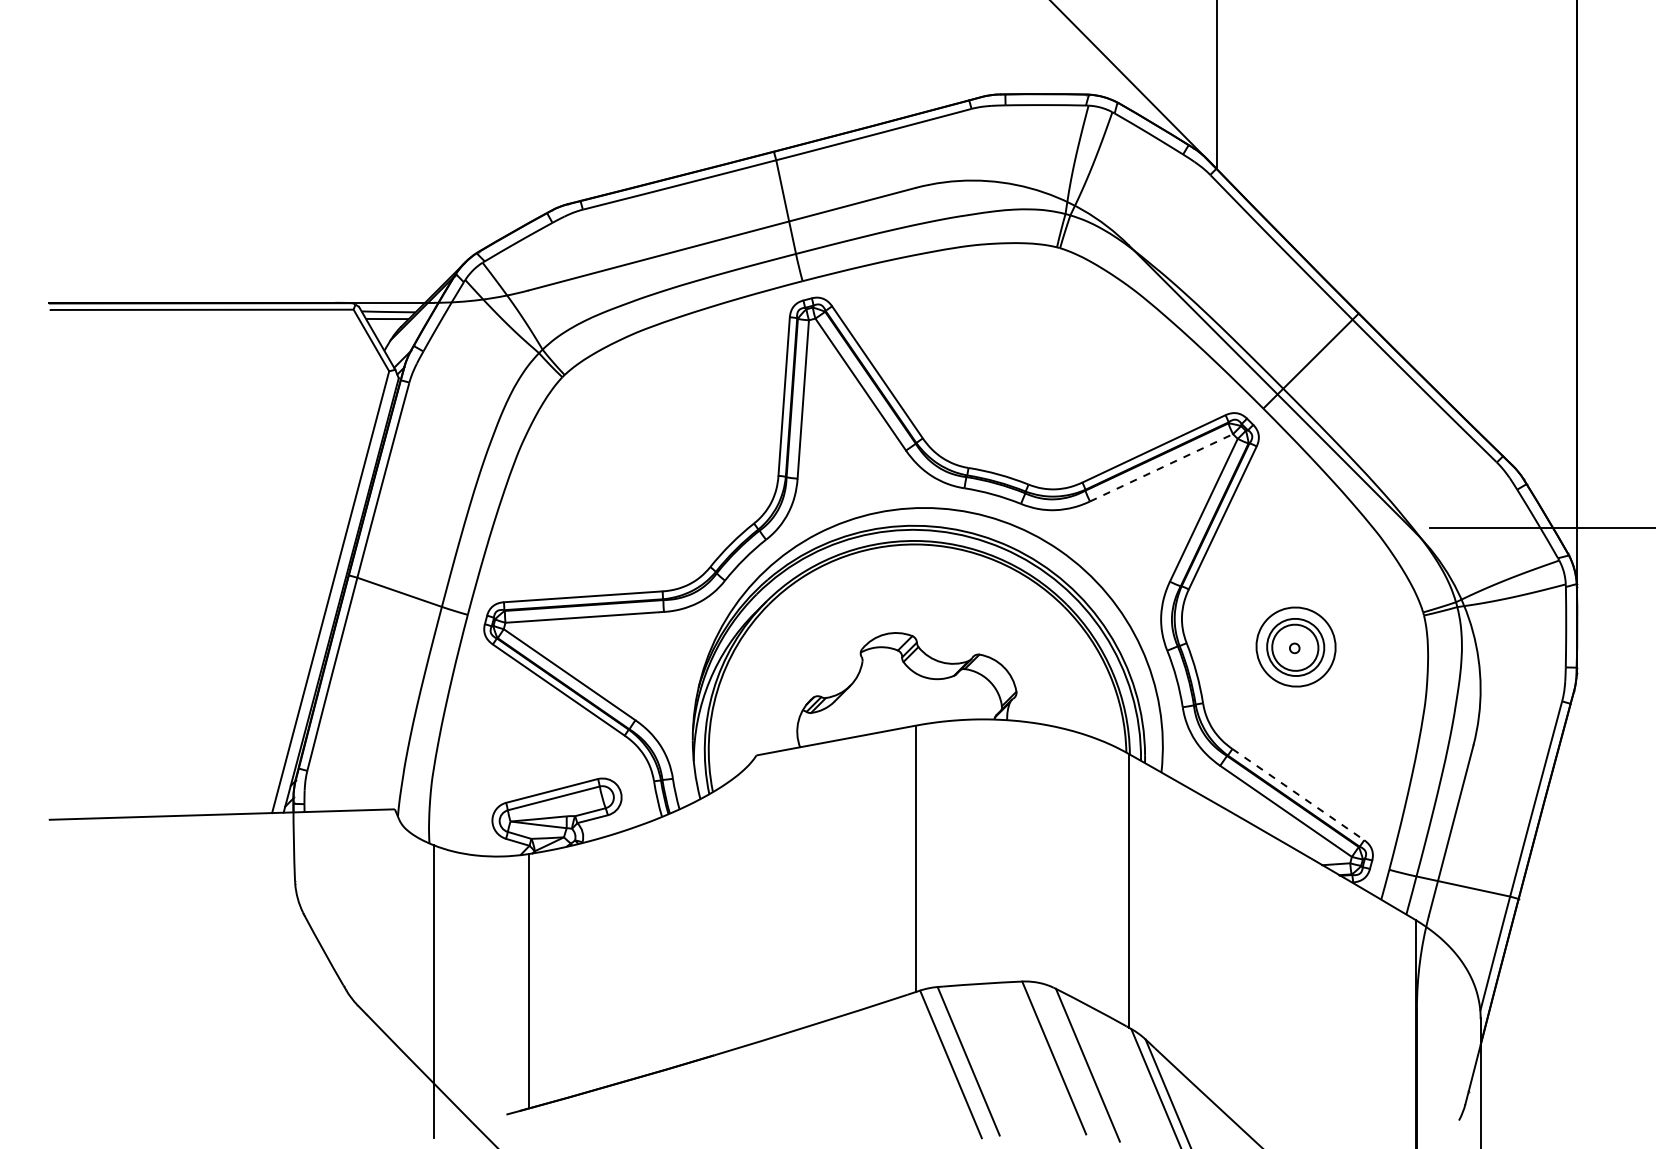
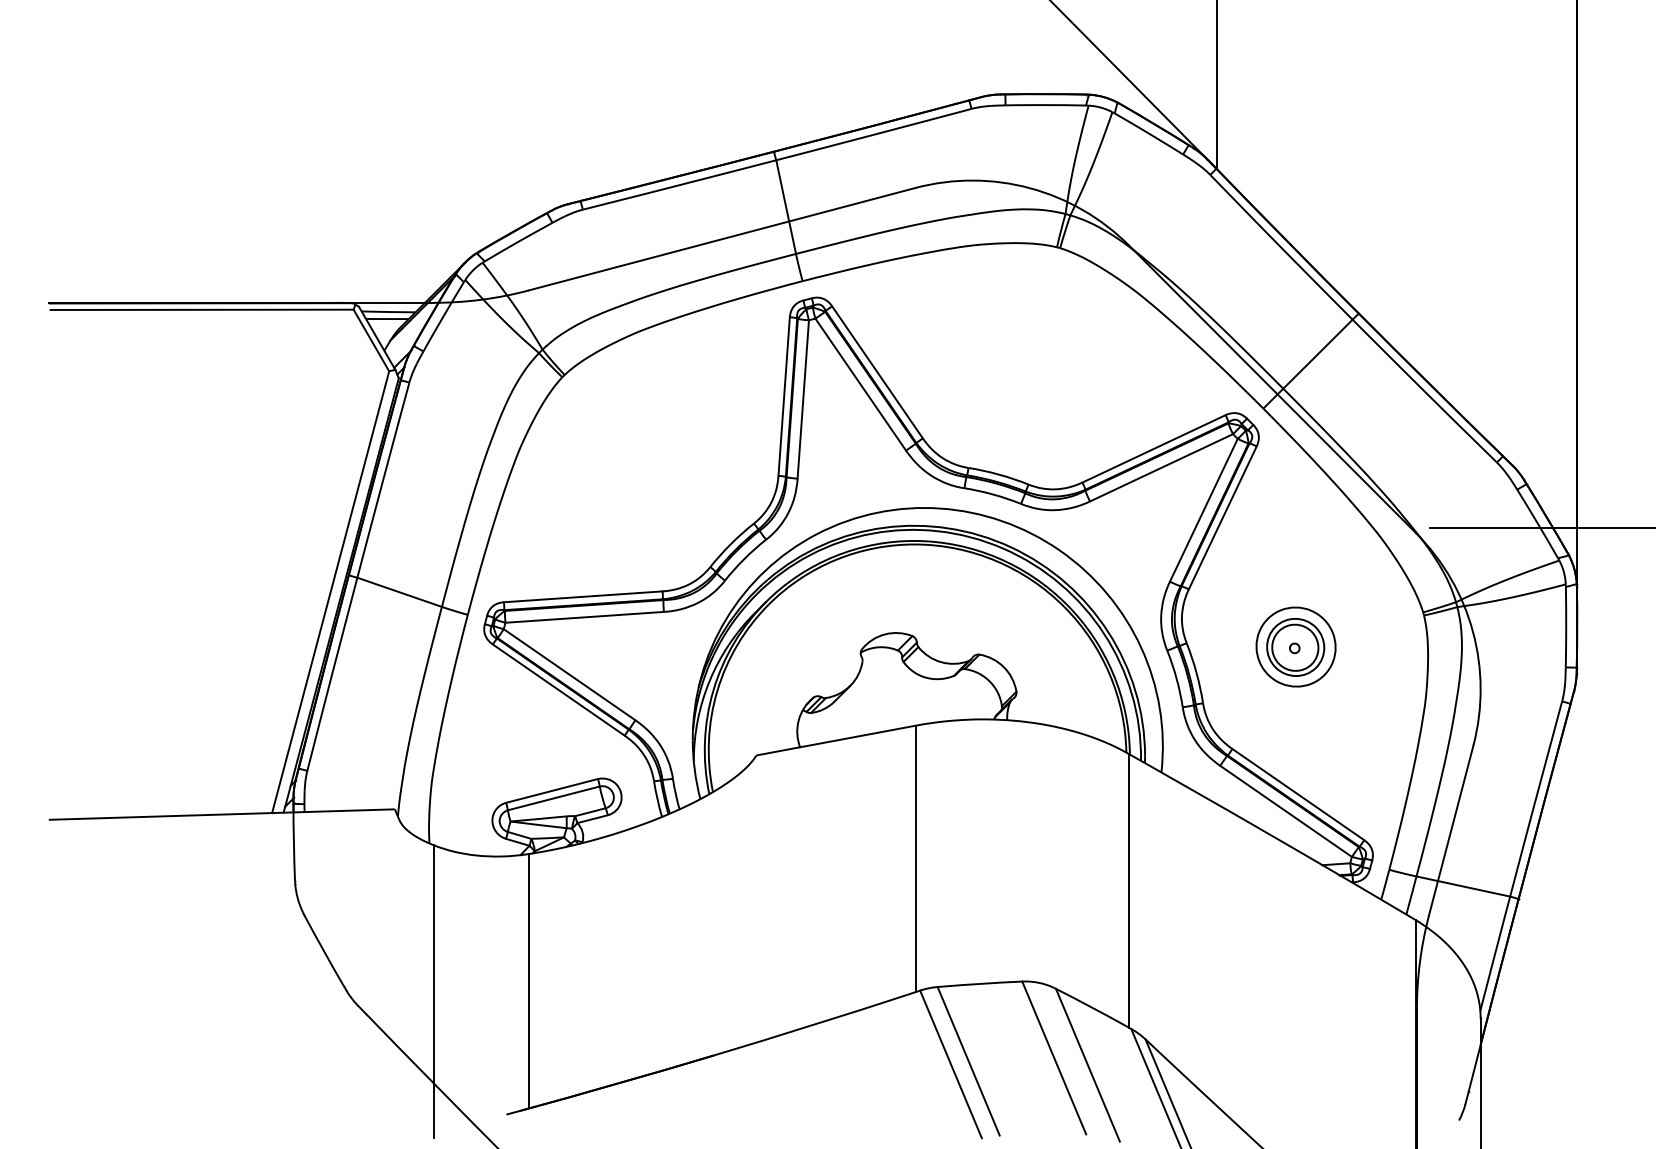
line: dashed -> solid (1161, 467)
line: dashed -> solid (1298, 794)
